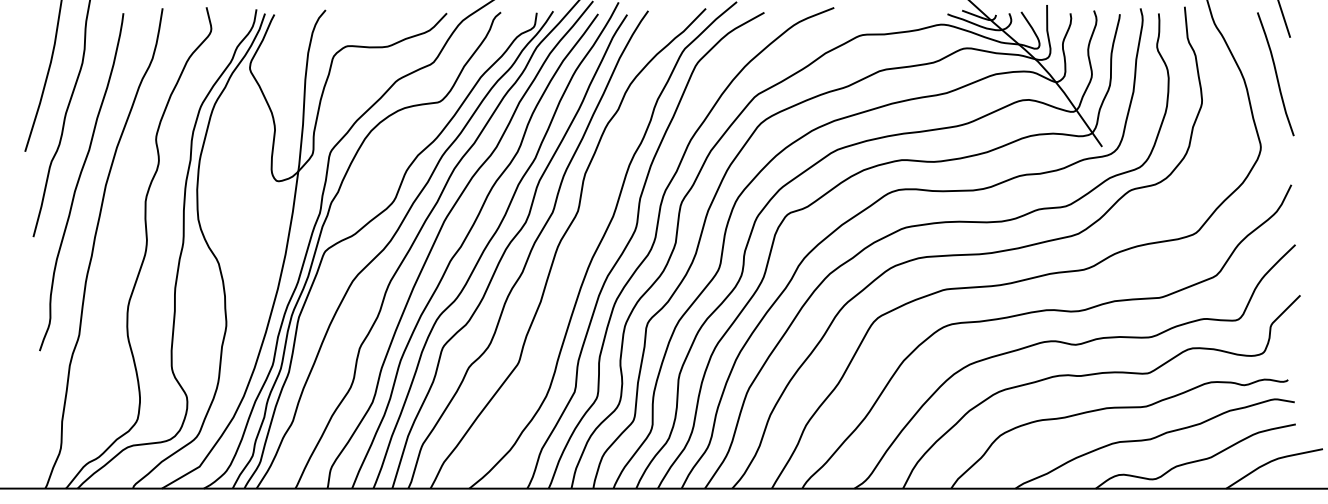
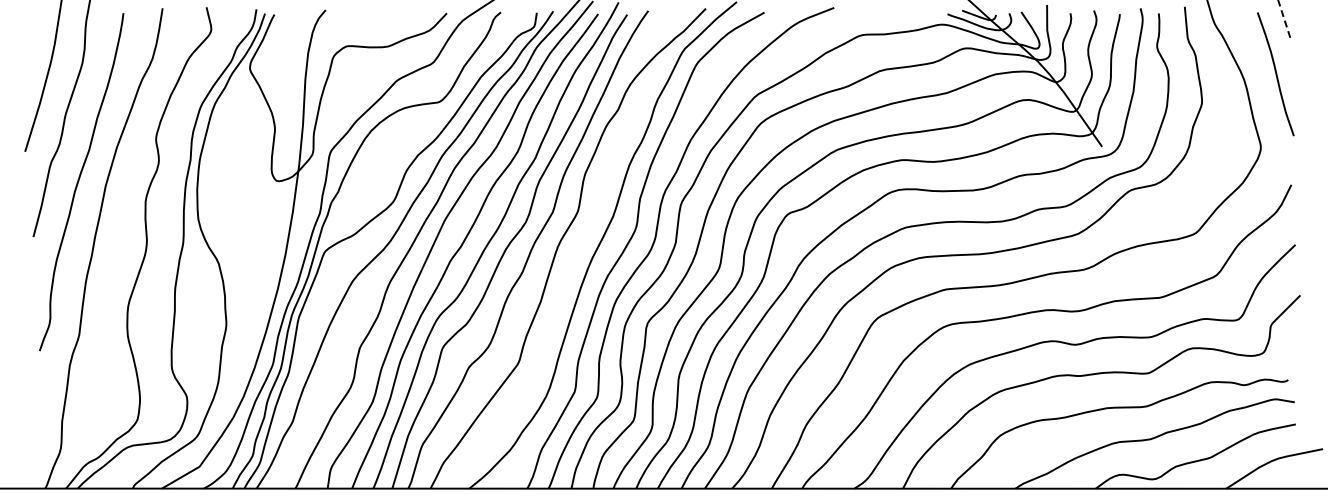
line: solid -> dashed (1284, 18)
